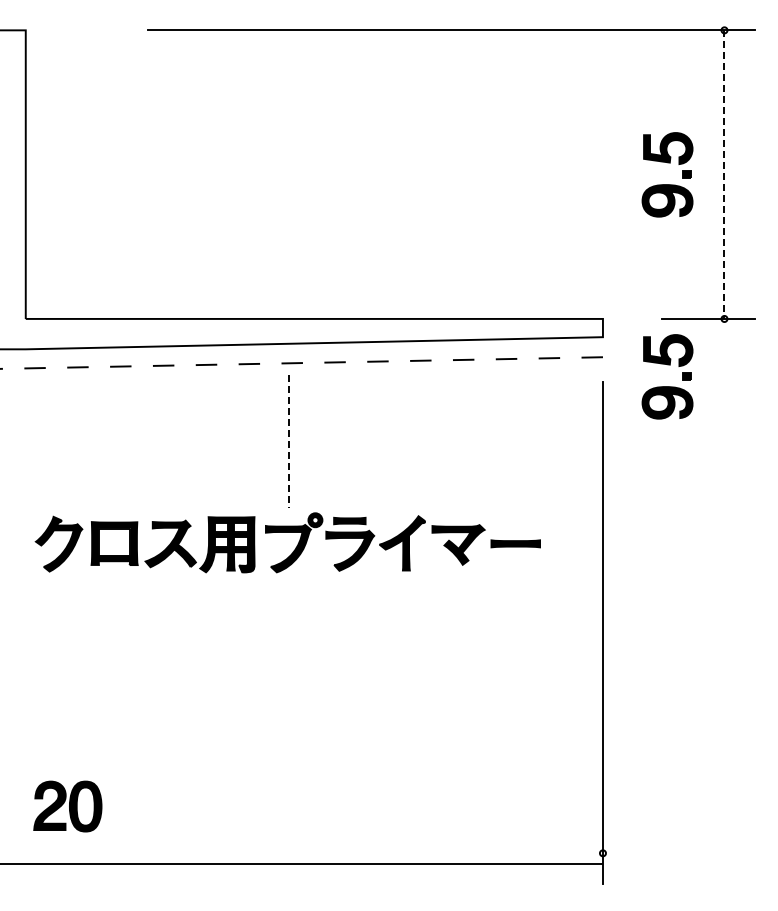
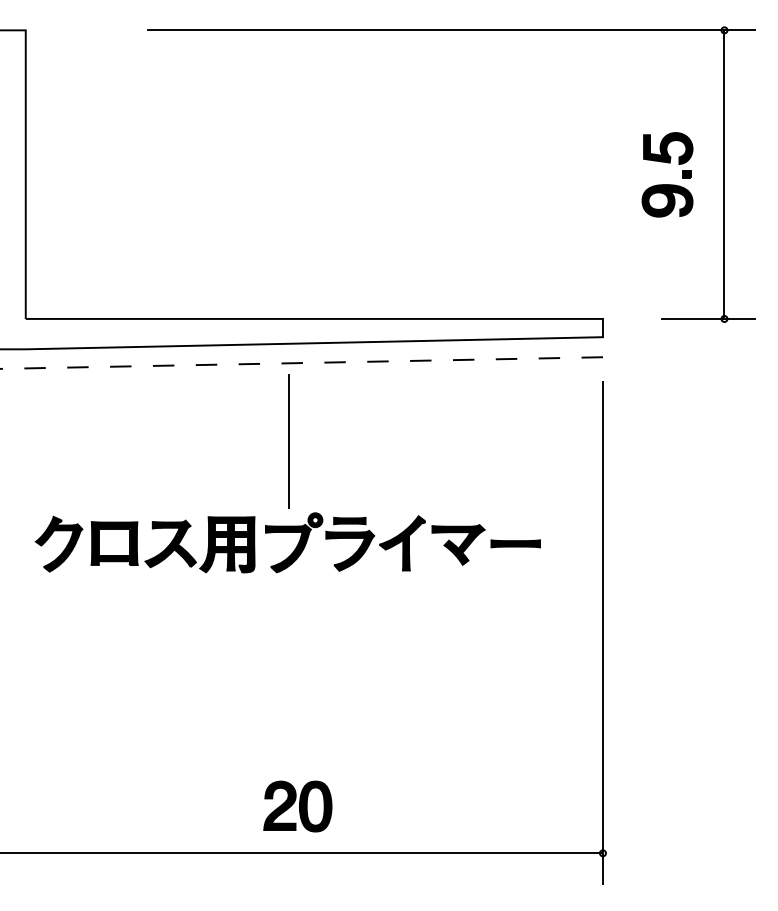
line: dashed -> solid (724, 175)
part: present -> none (667, 386)
line: dashed -> solid (288, 441)
part position: (67, 806) -> (297, 806) (297, 806)
line position: (301, 864) -> (301, 853) (301, 853)
